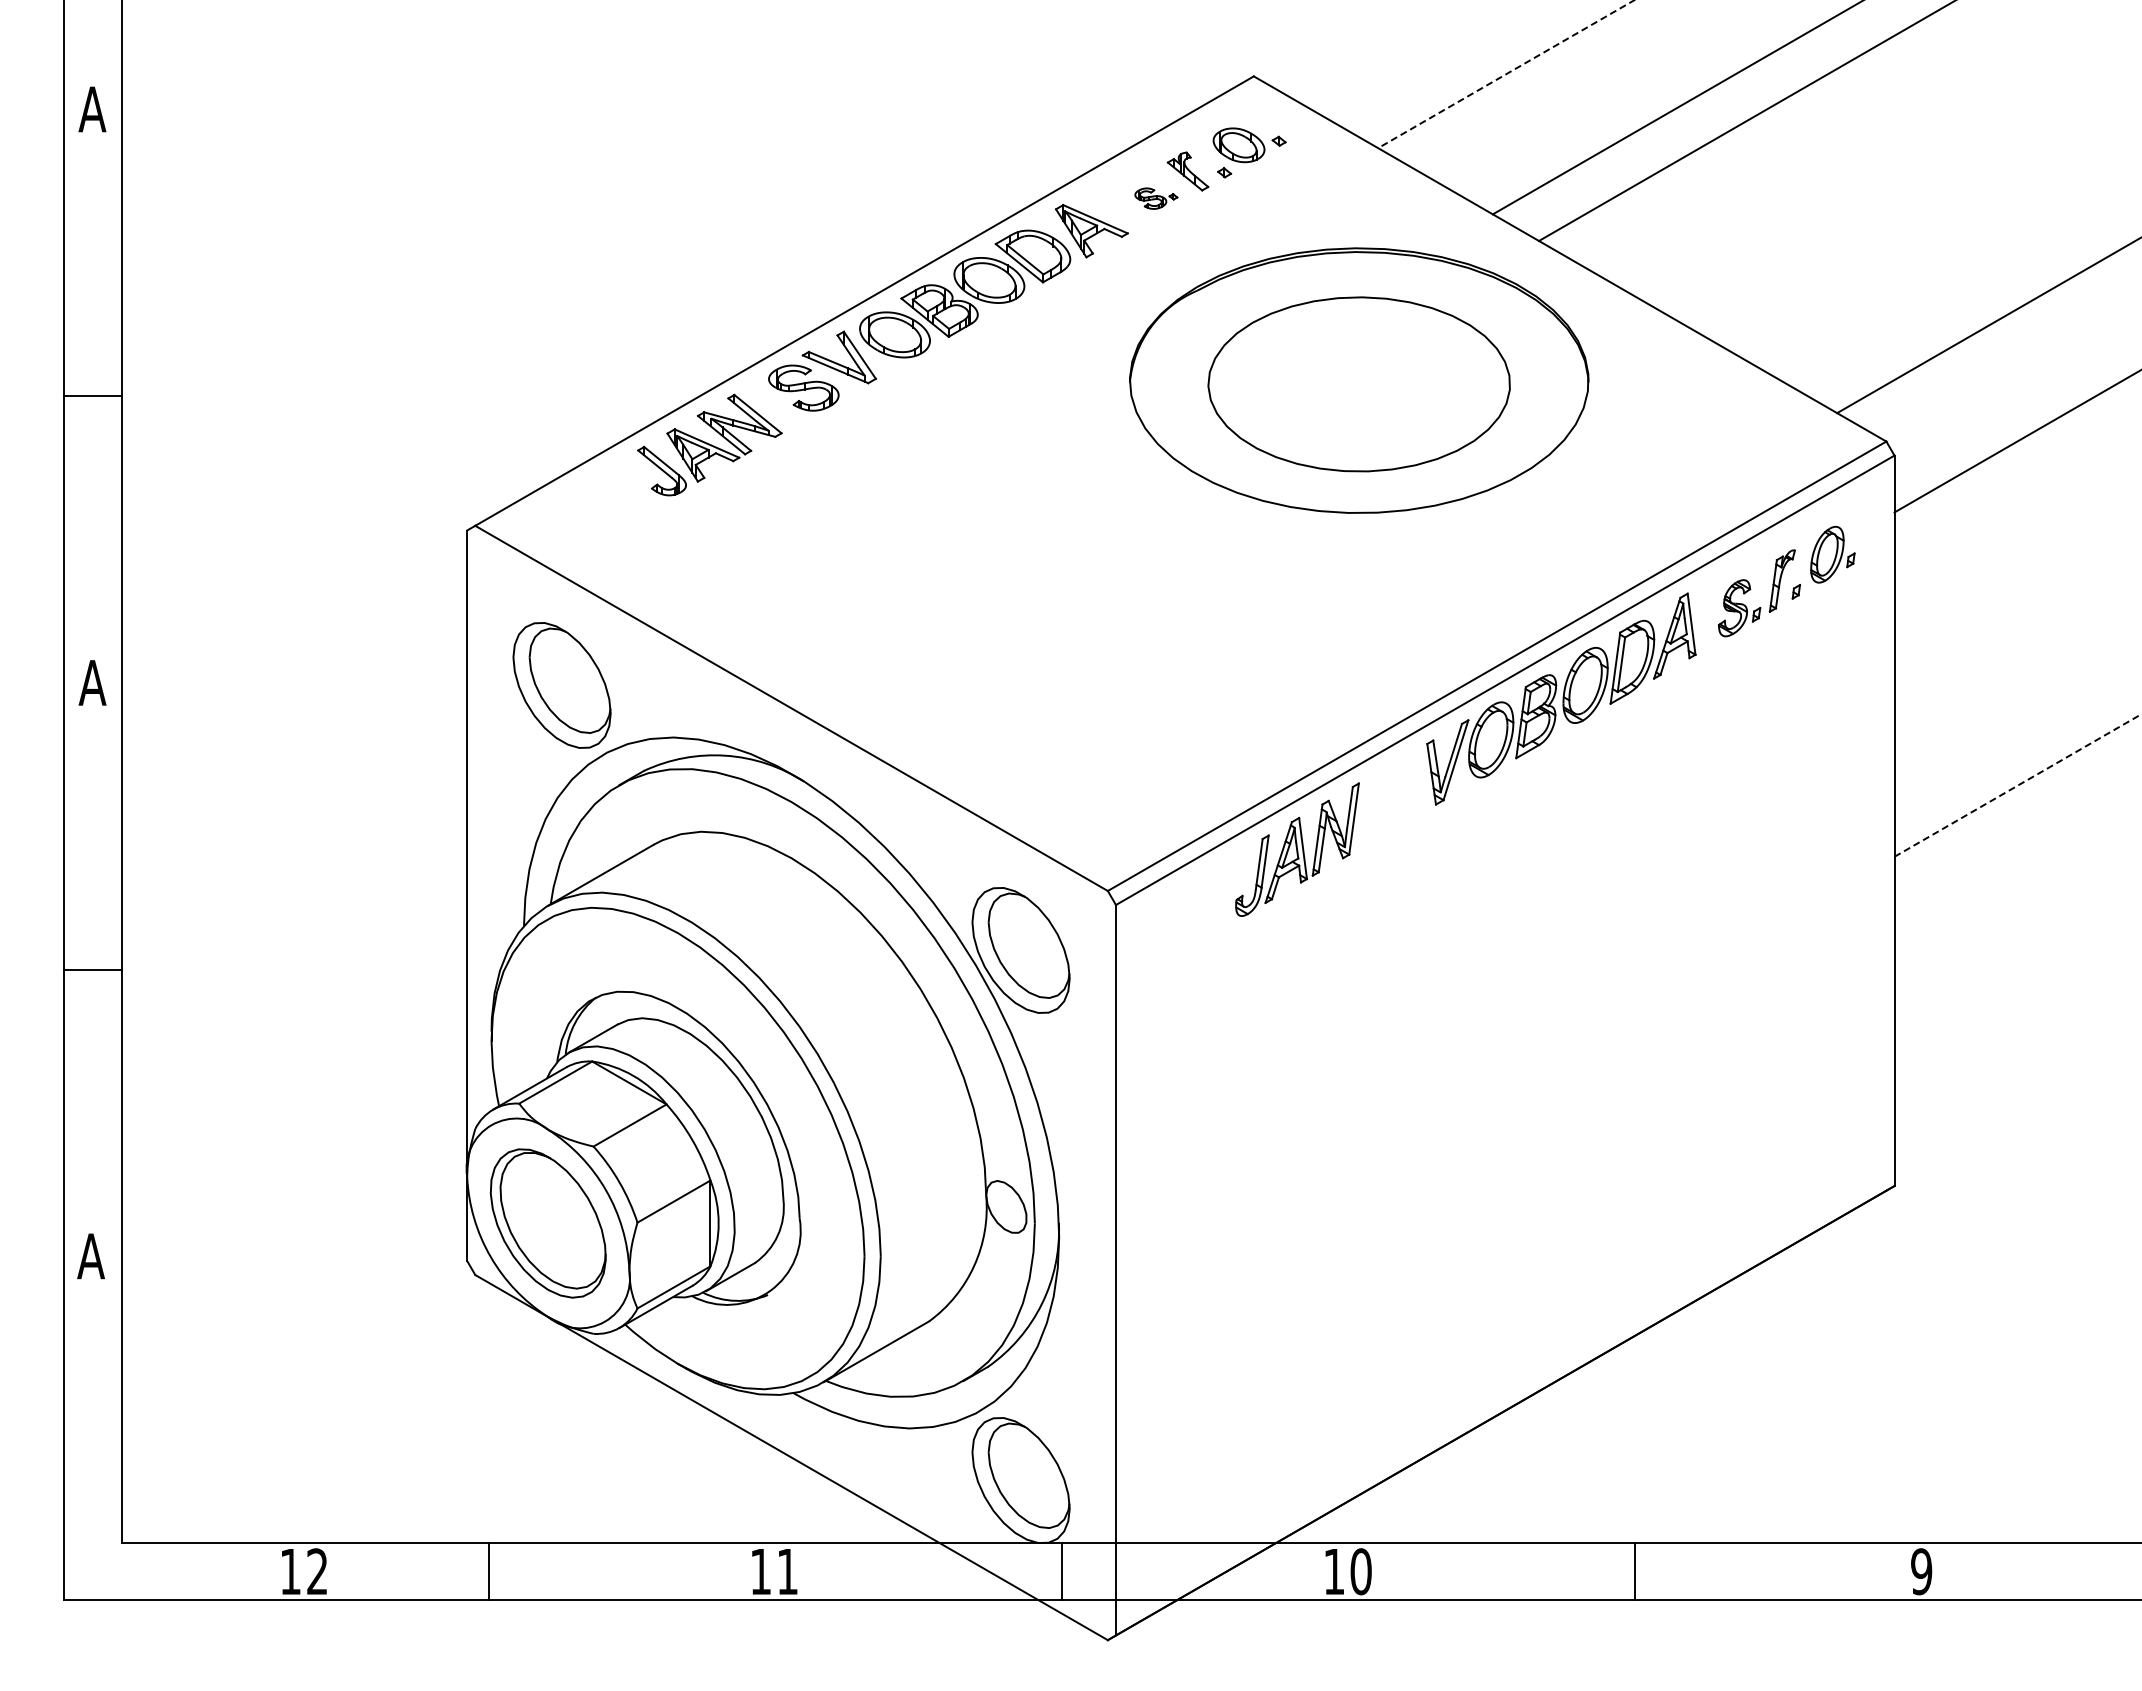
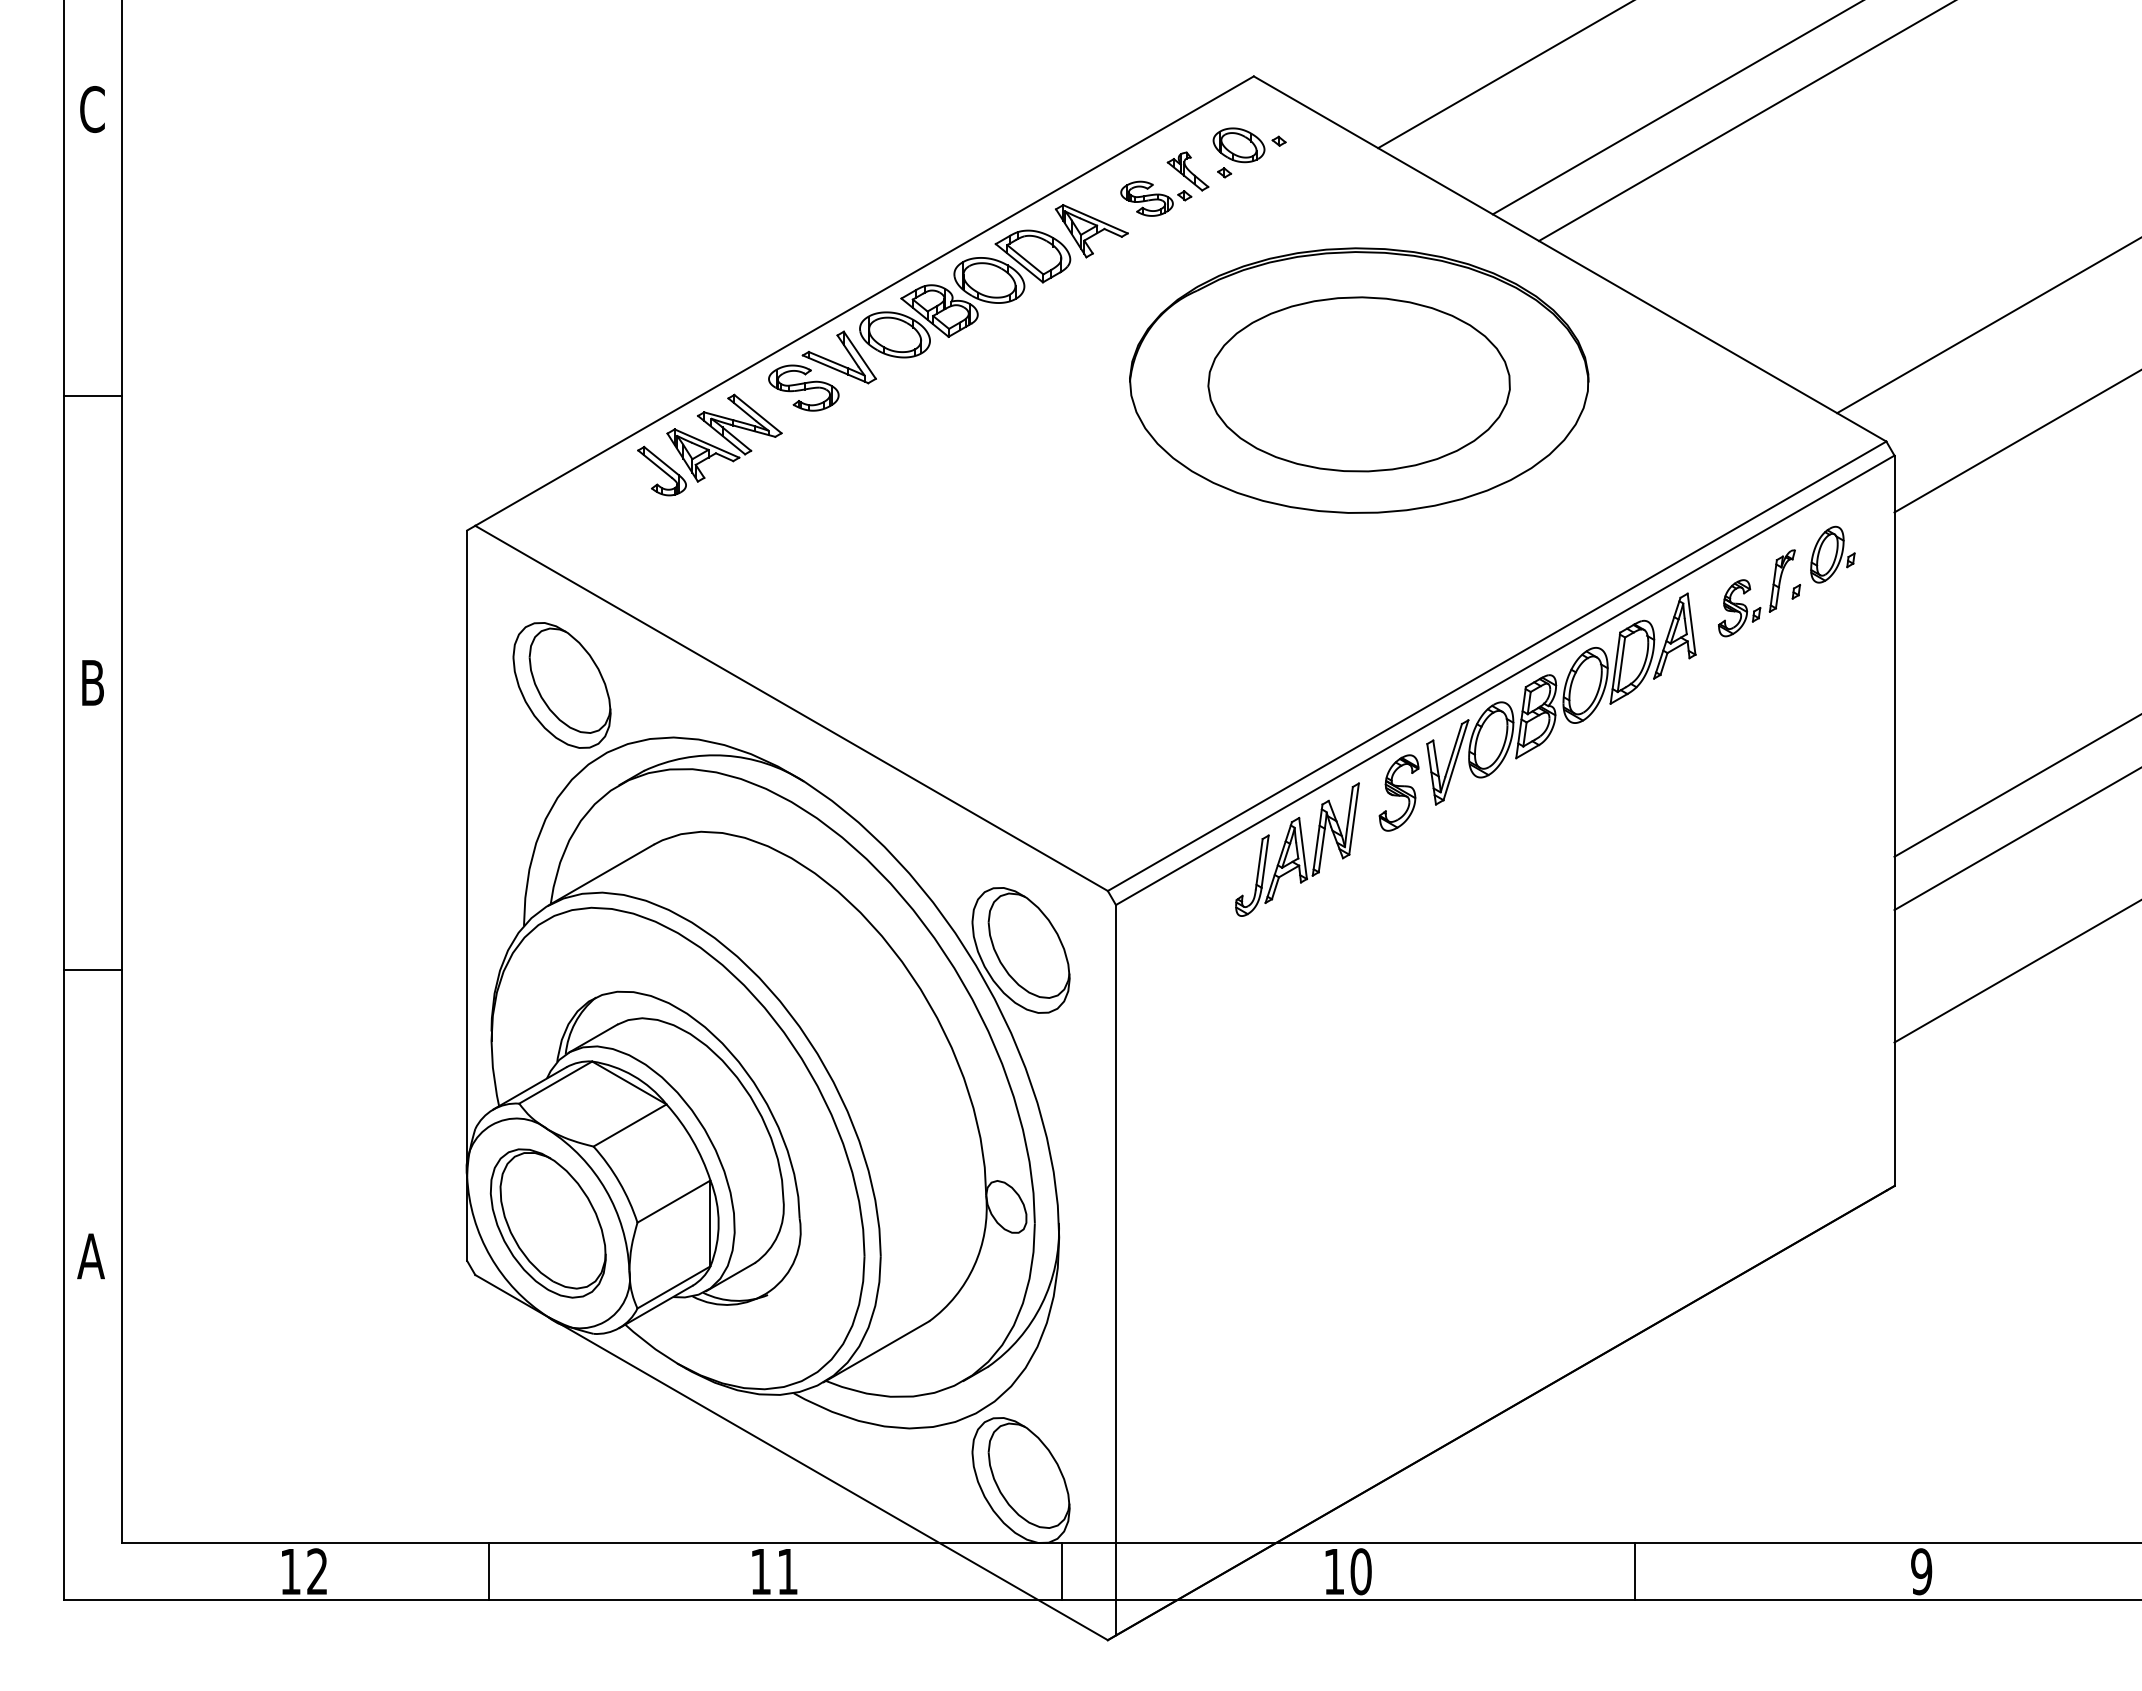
line: dashed -> solid (1506, 74)
text: A -> C (92, 109)
part size: 45x23 px -> 73x37 px (1156, 198)
text: A -> B (92, 682)
line: dashed -> solid (2018, 785)
part: none -> present (1398, 792)
line: none -> present (2016, 839)
line: none -> present (2016, 971)
